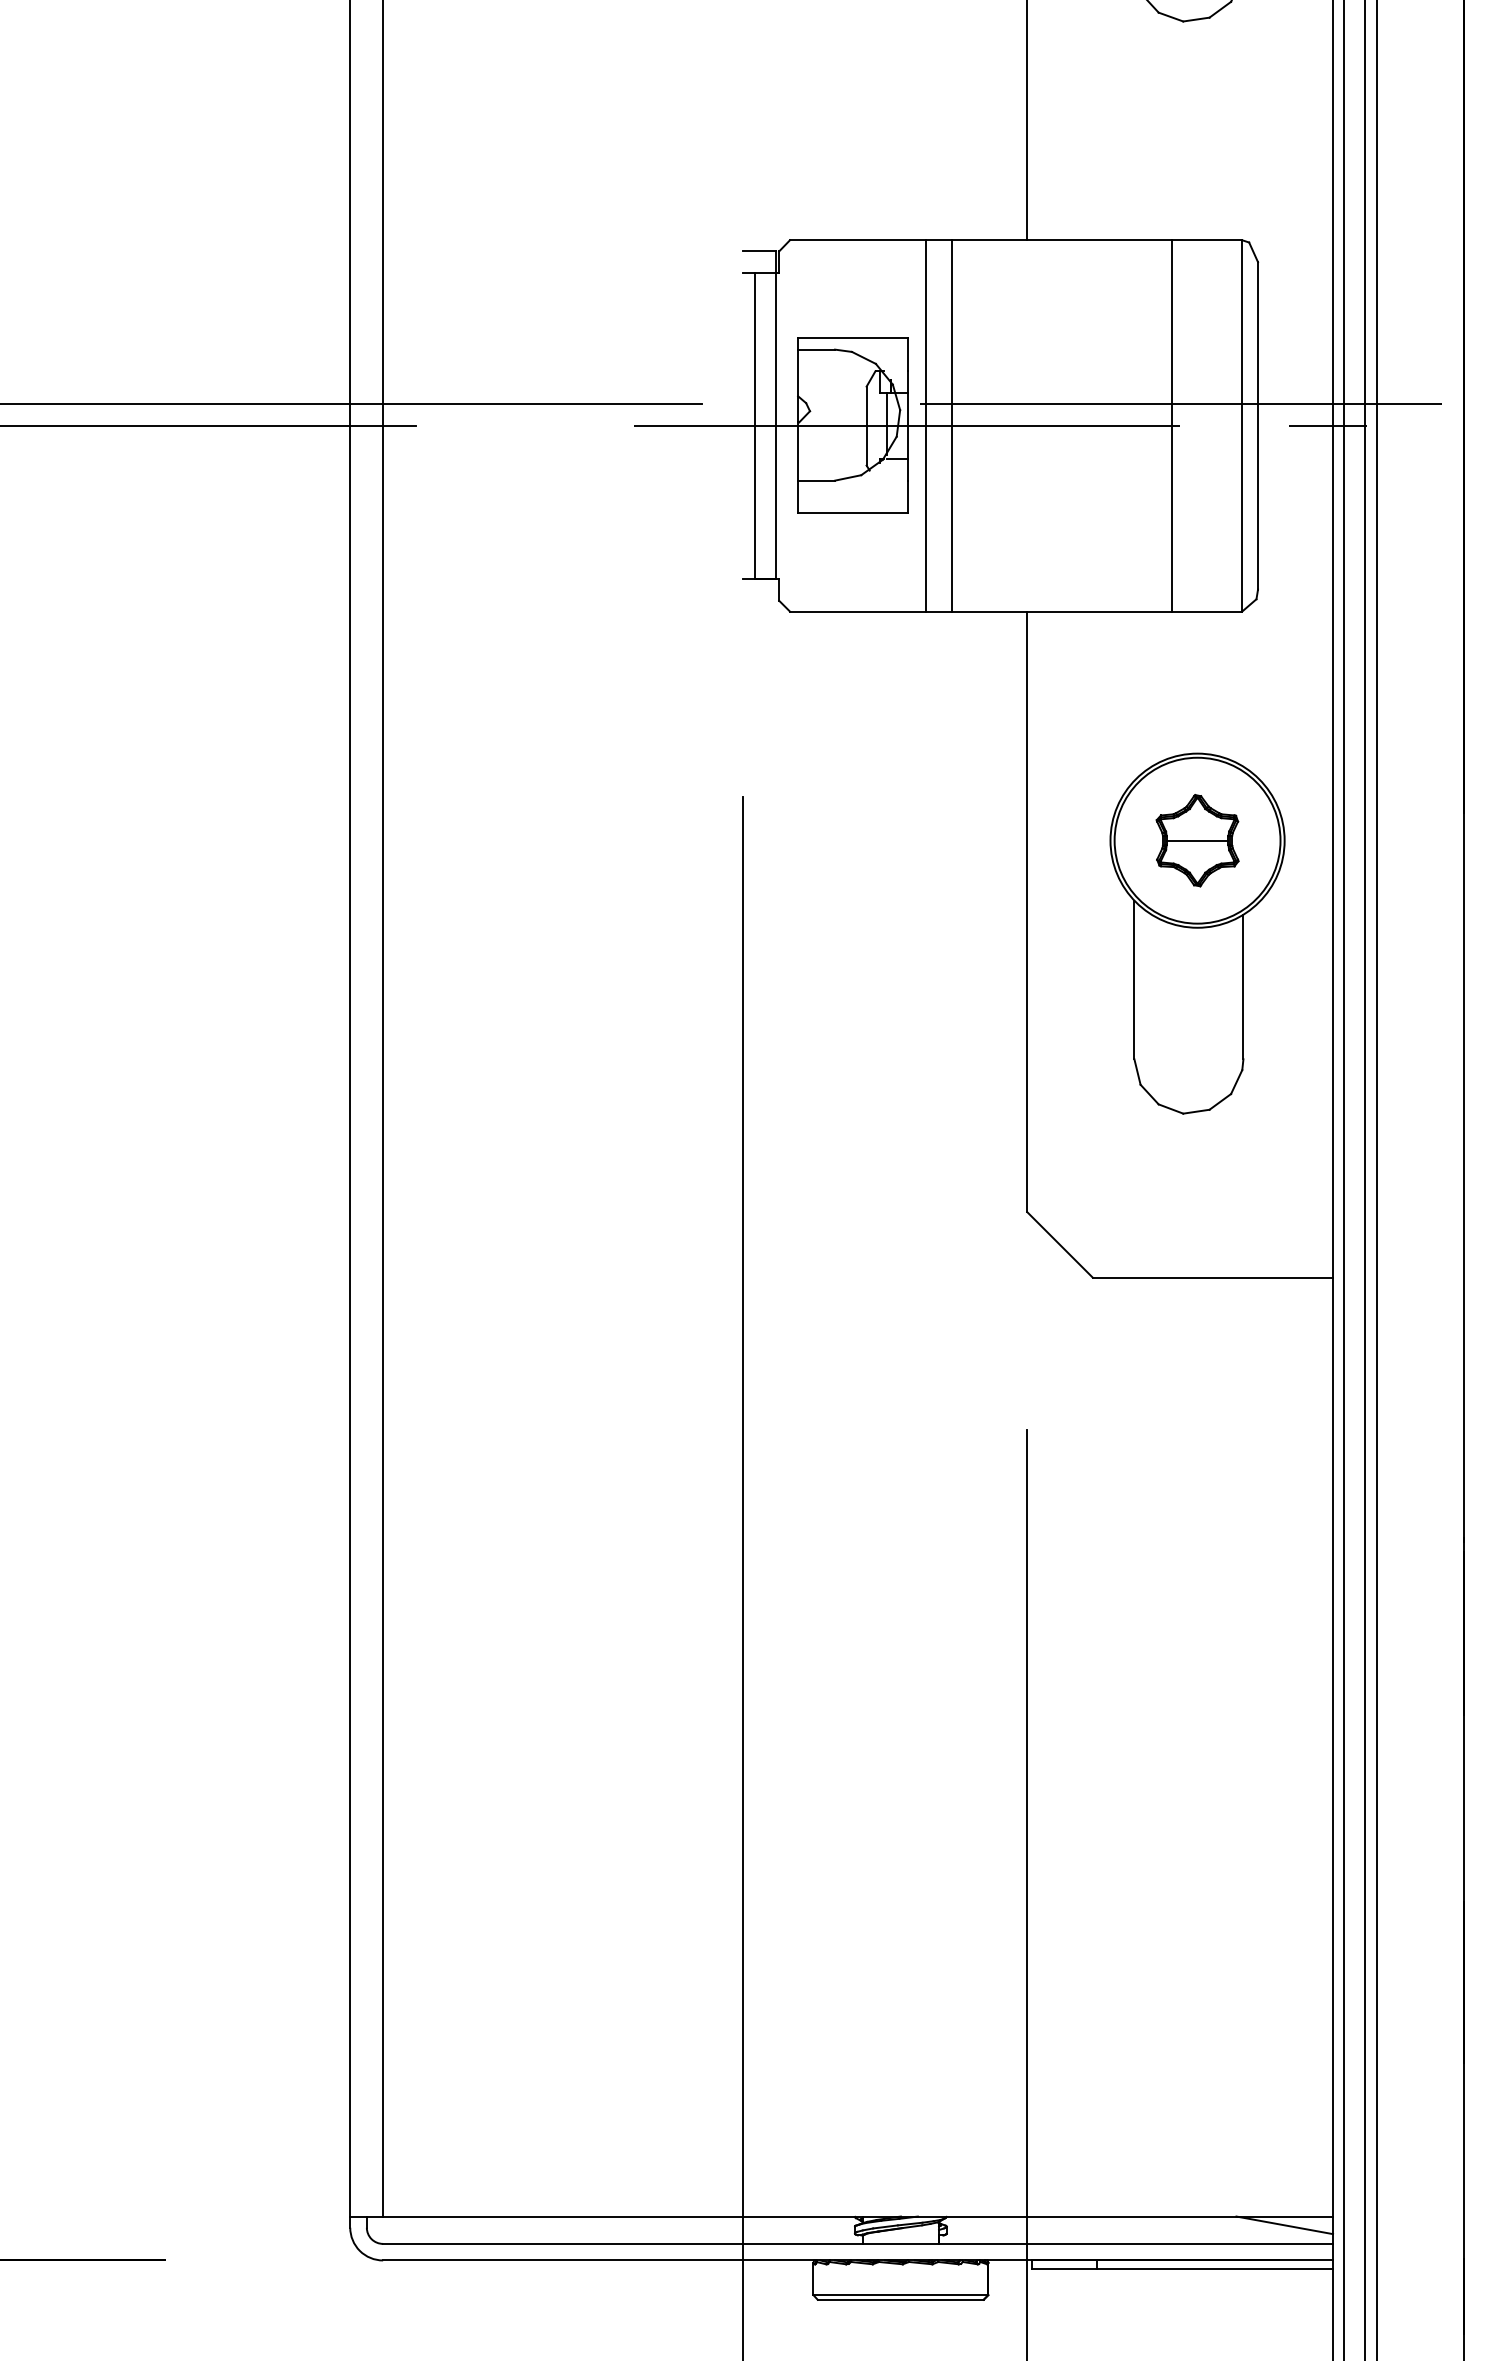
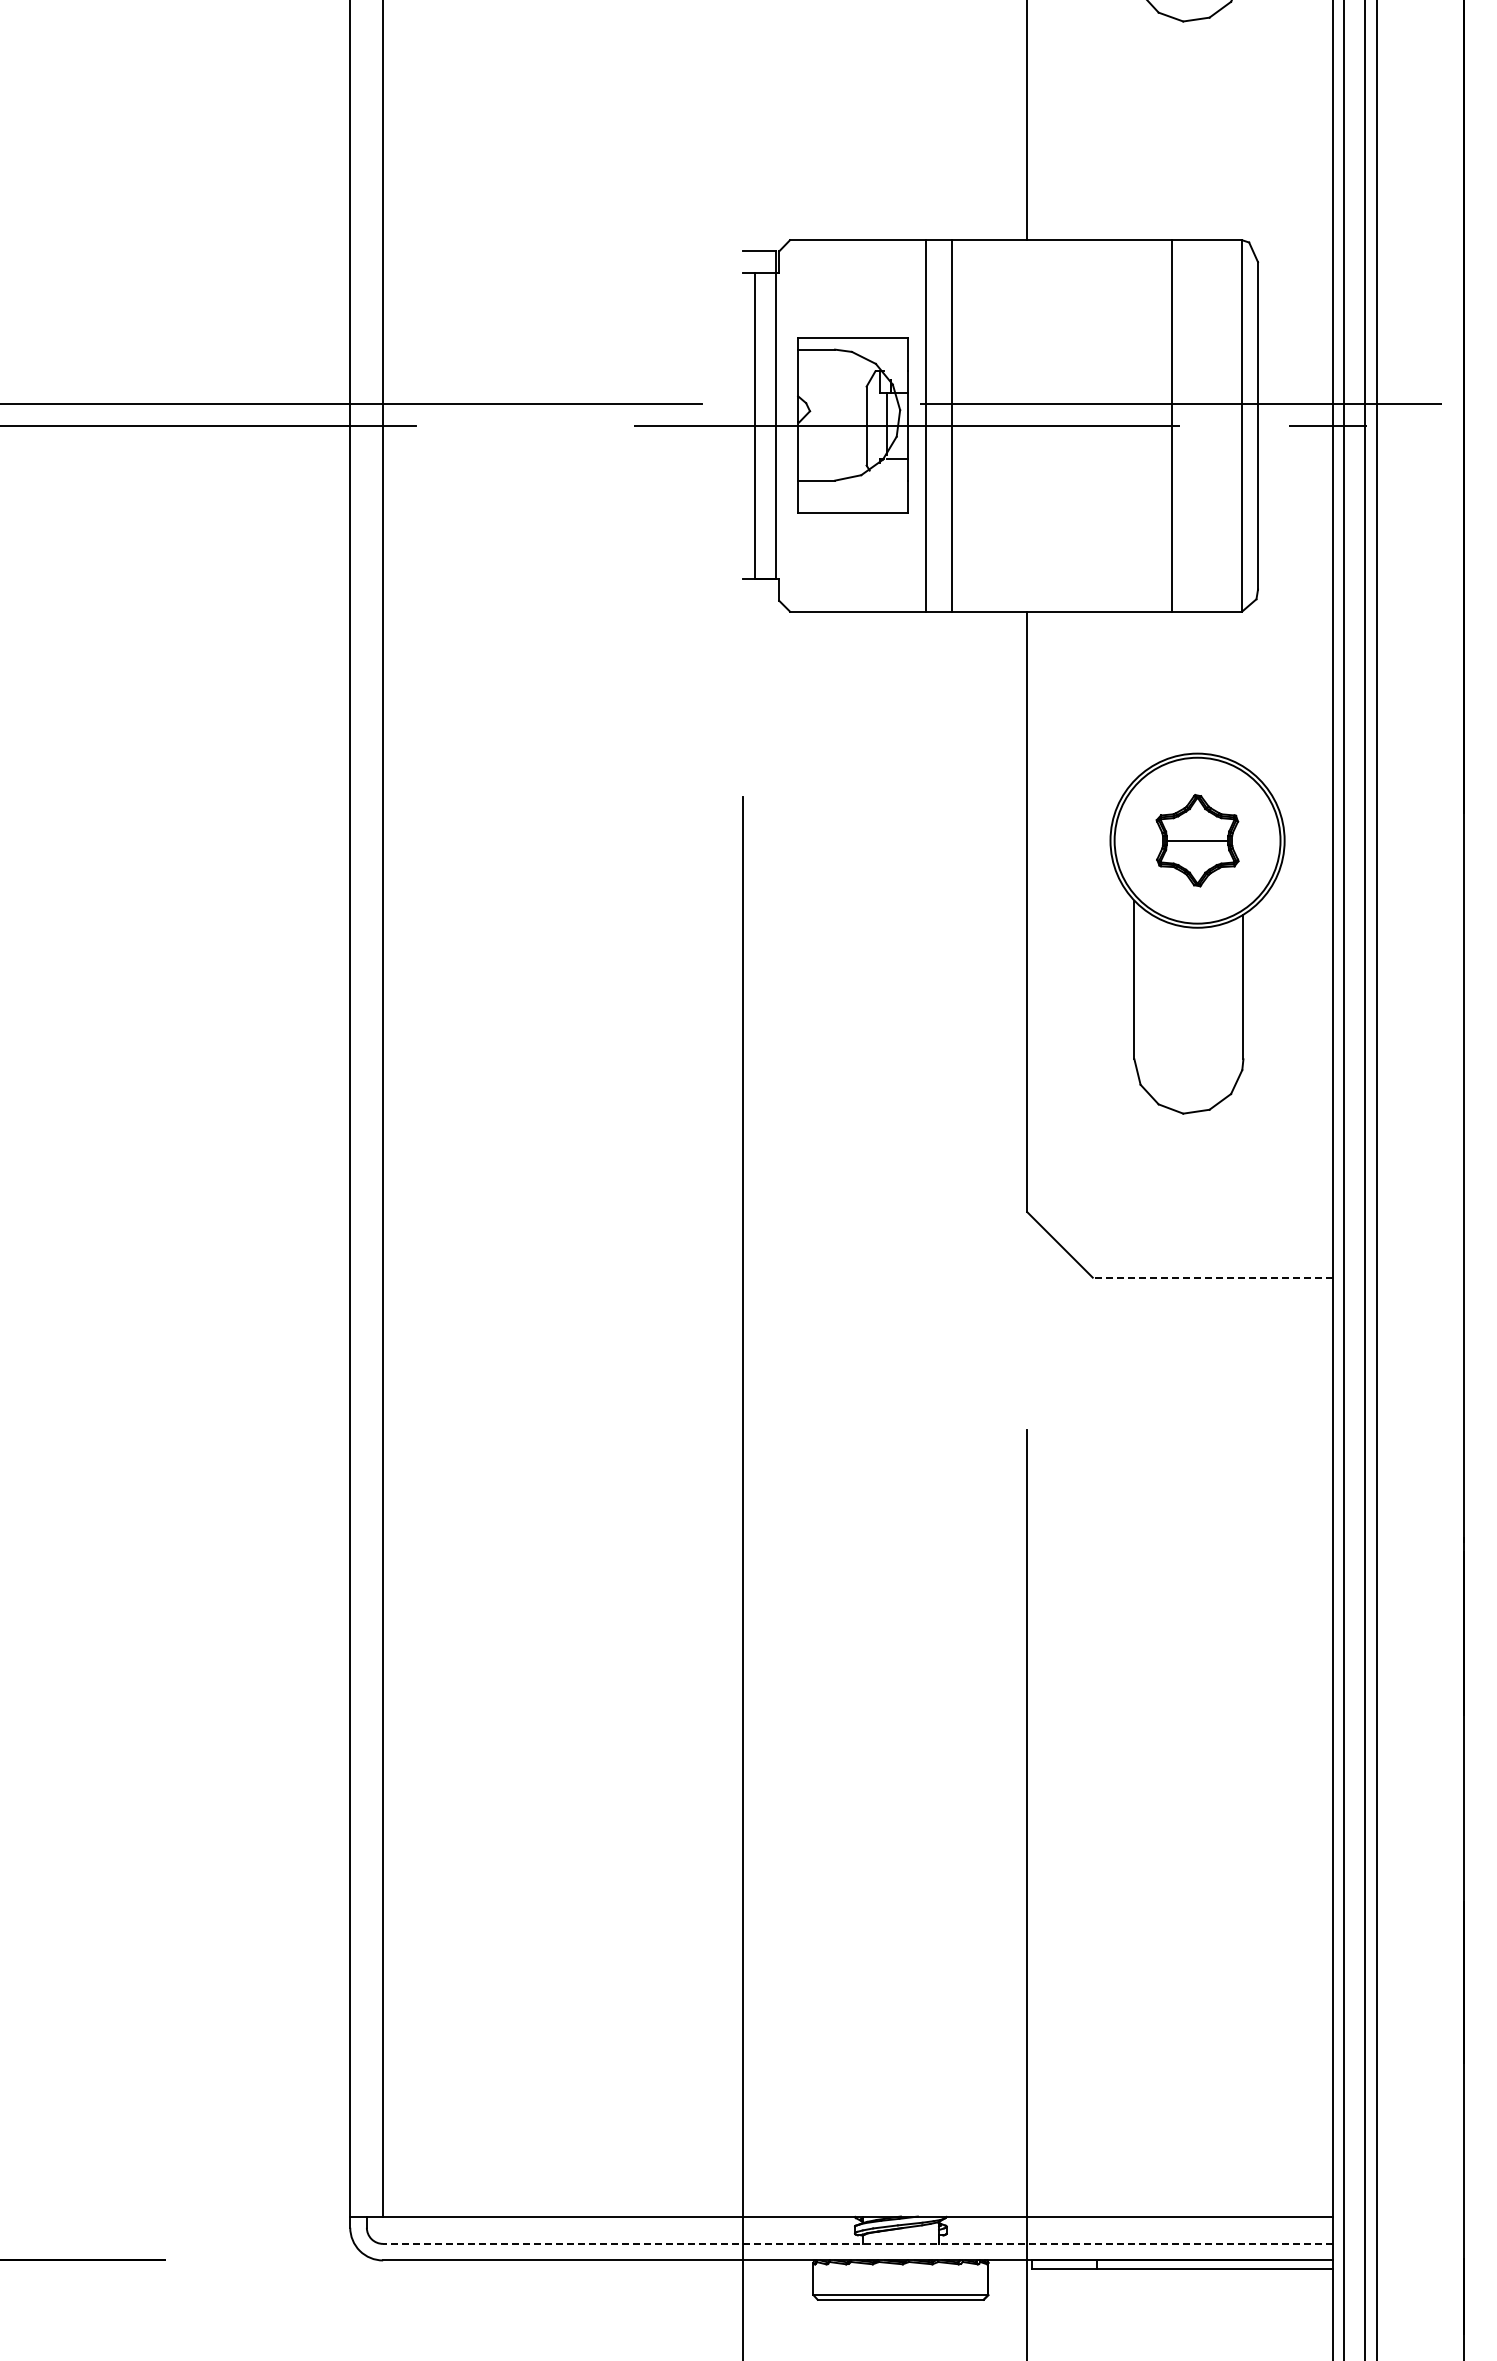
line: solid -> dashed (1212, 1277)
line: present -> none (1284, 2225)
line: solid -> dashed (858, 2243)
